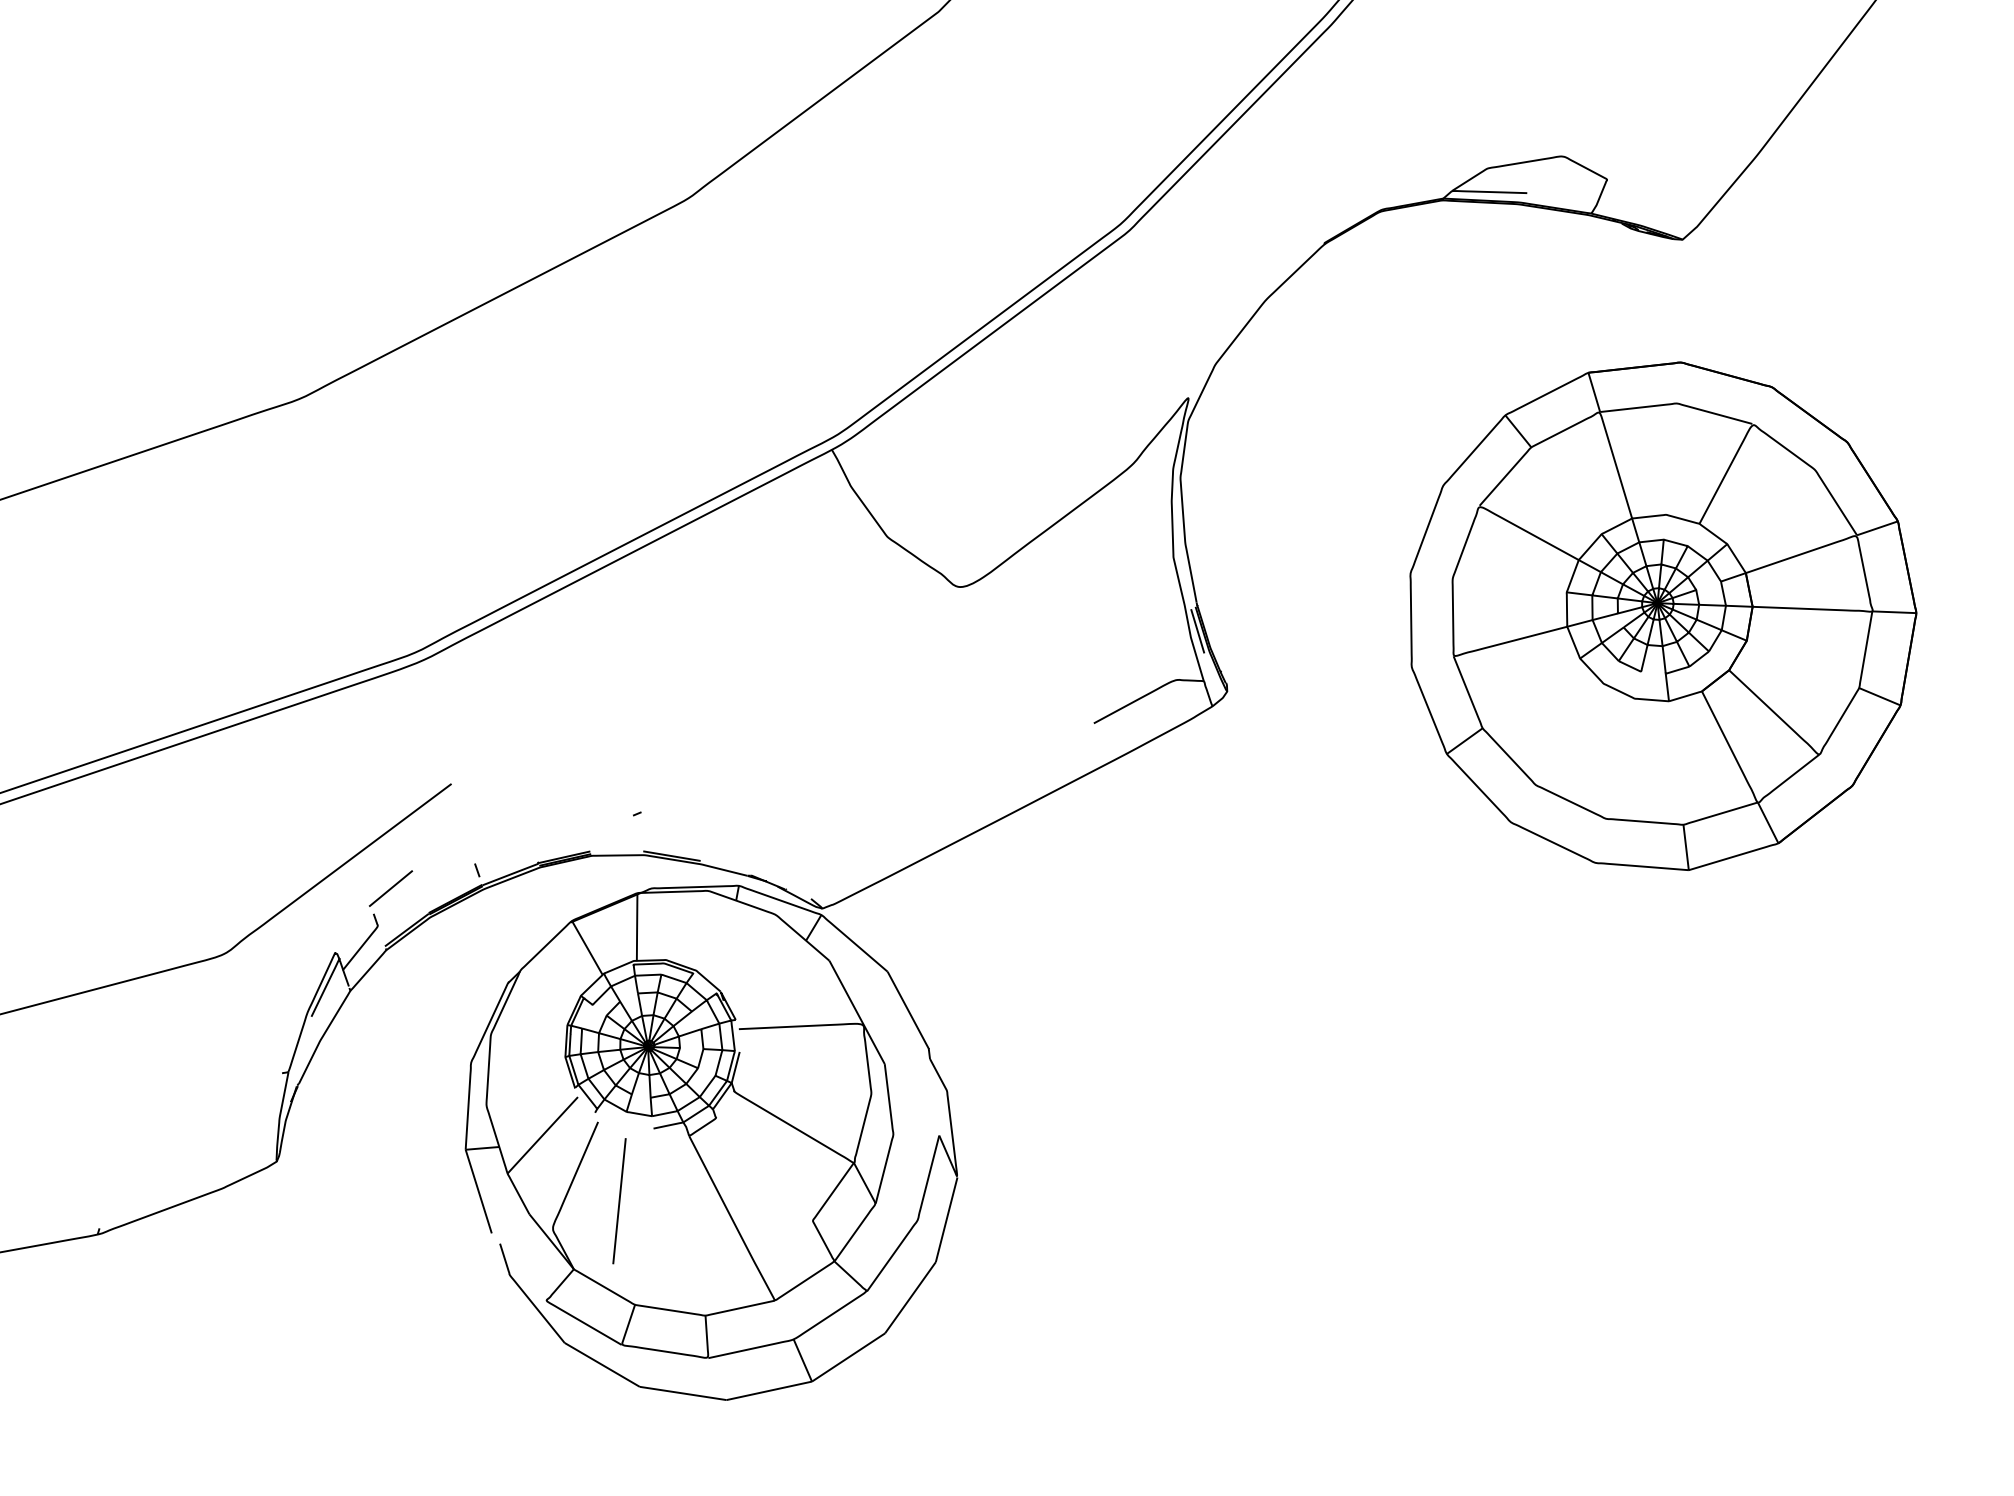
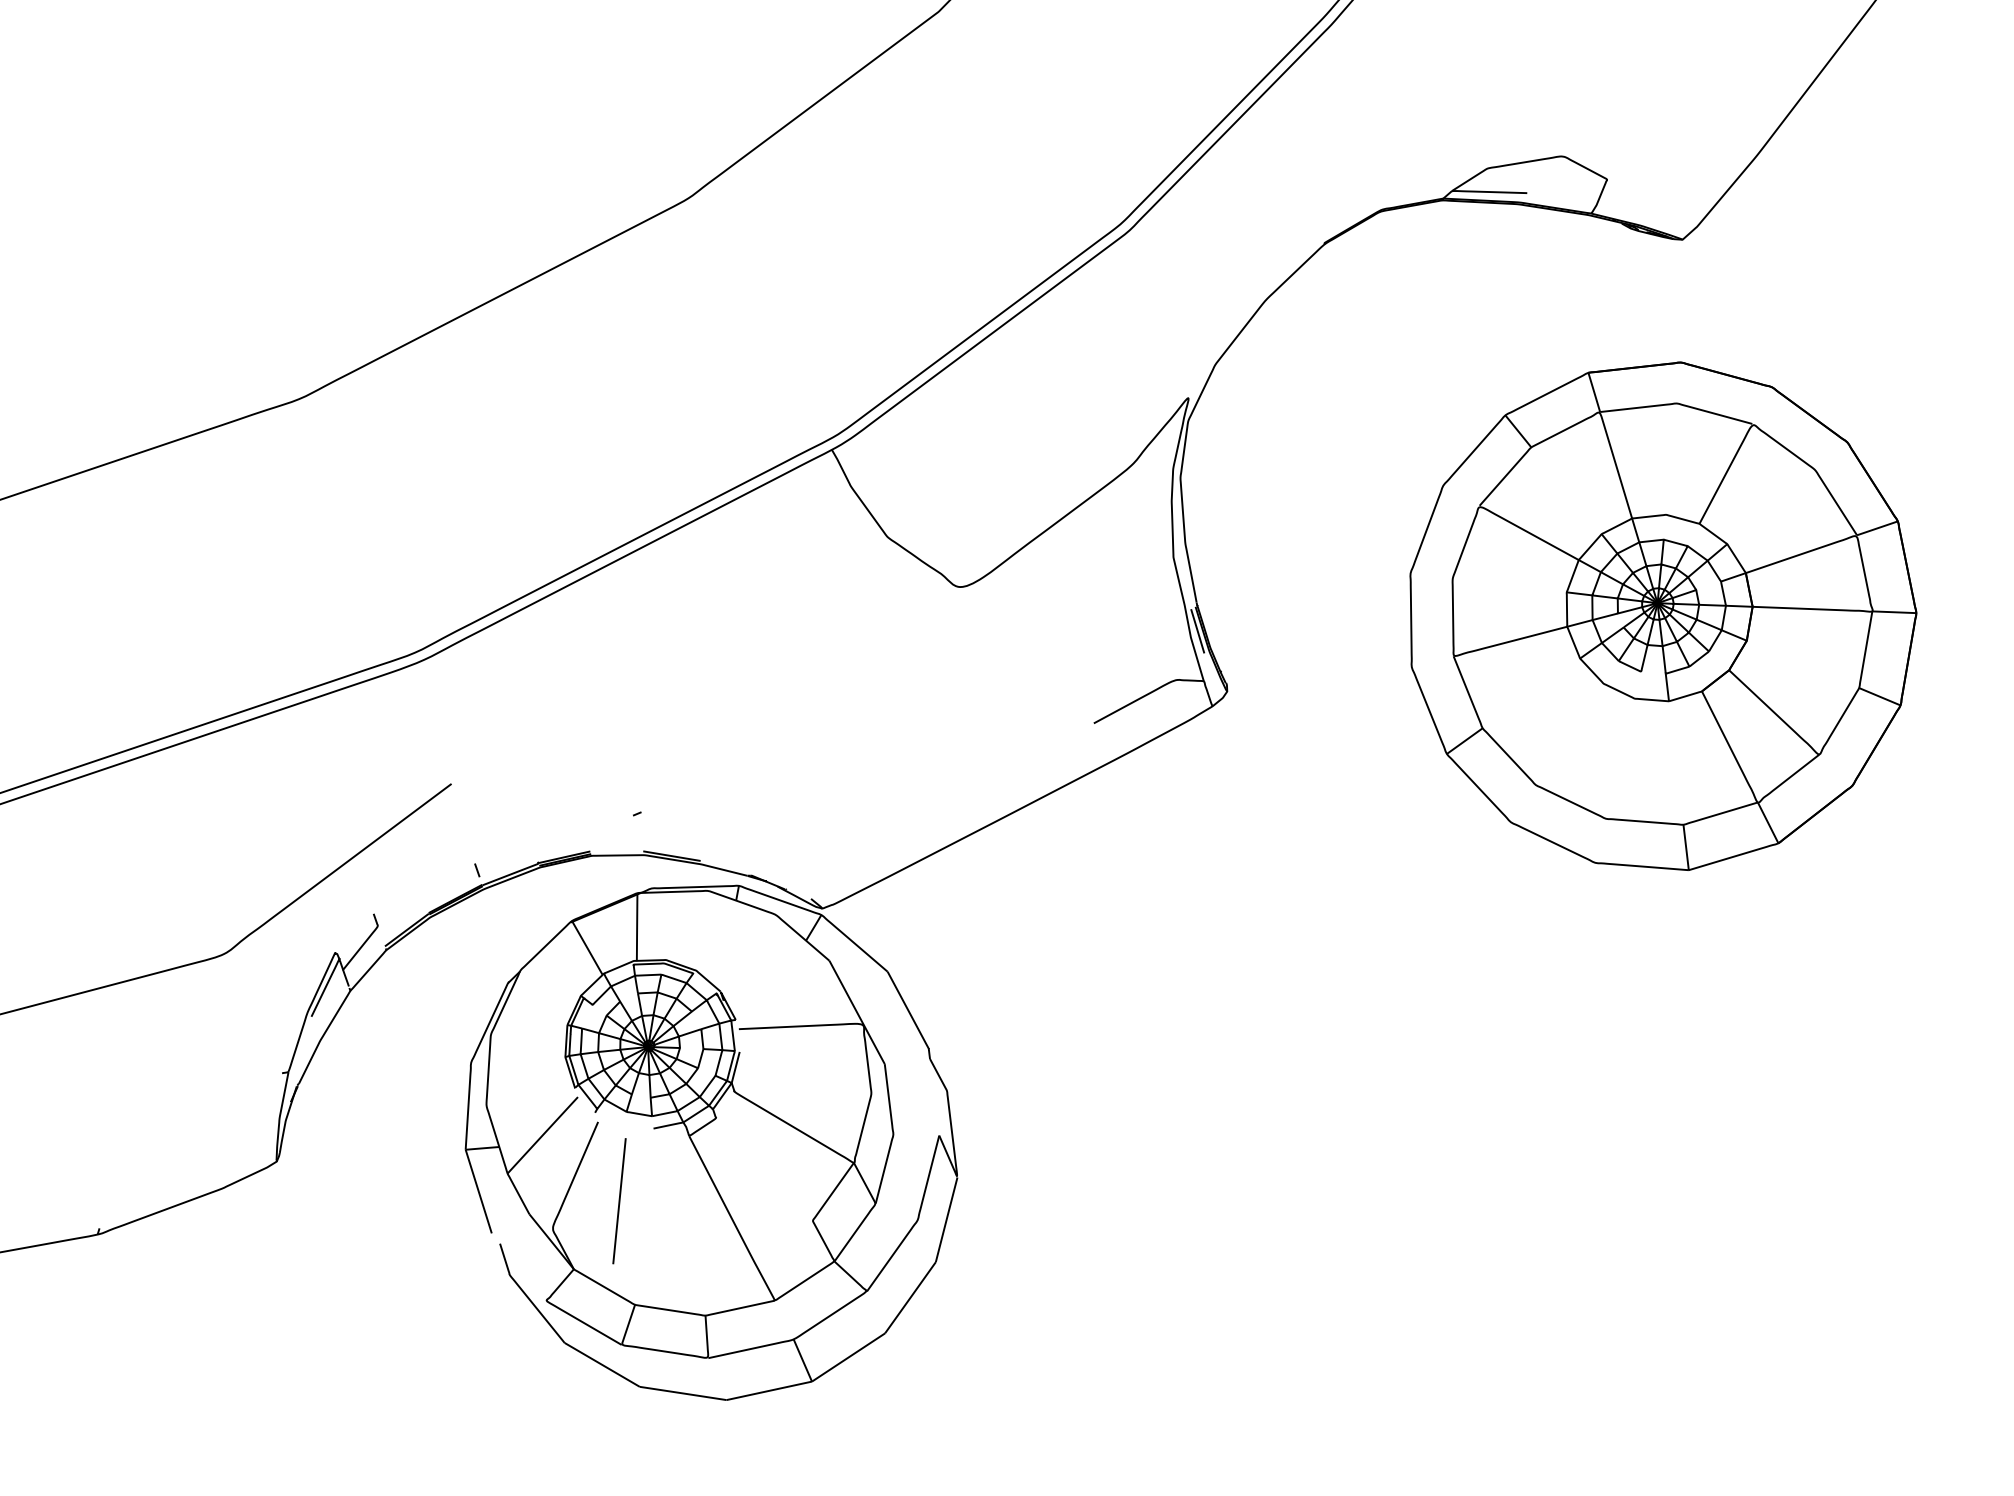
line: present -> none (390, 888)
